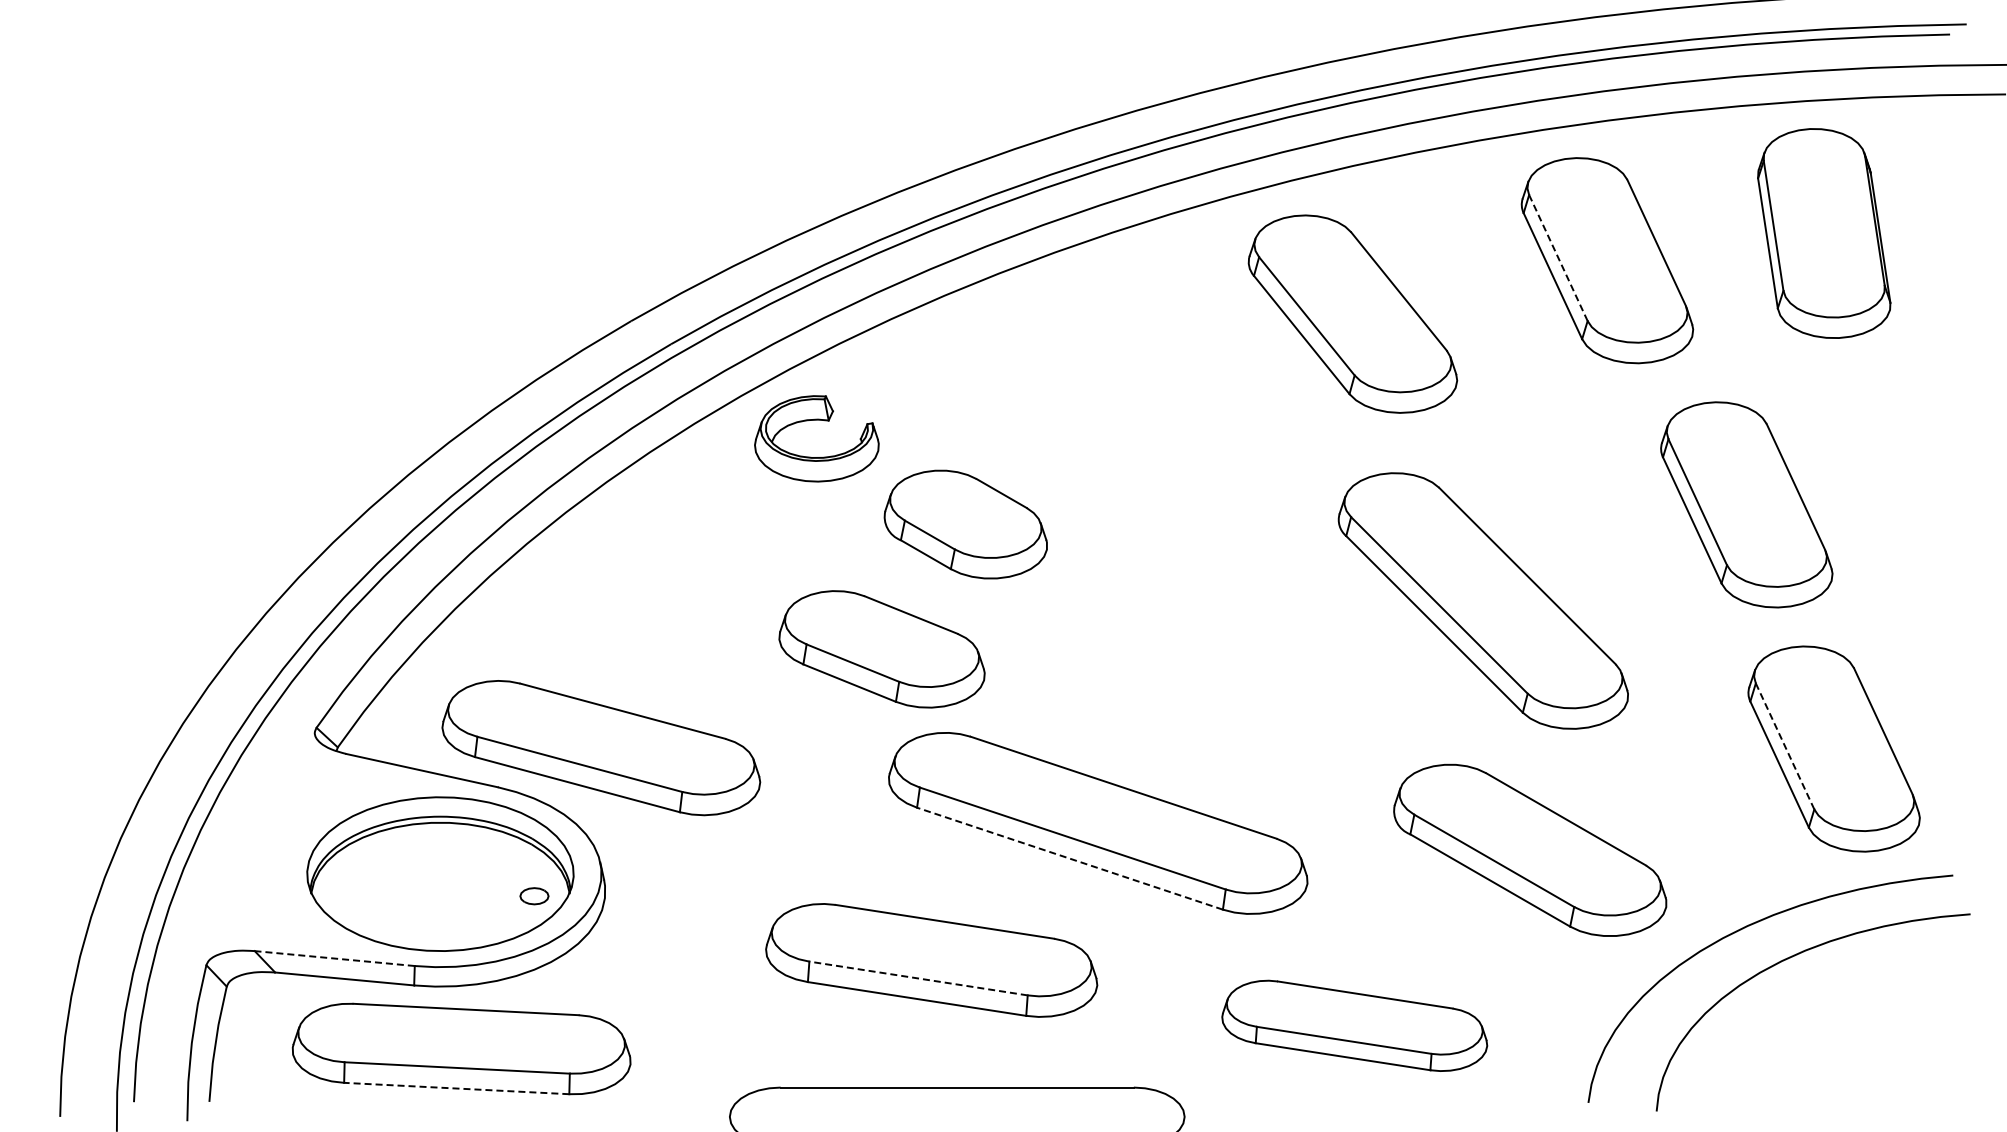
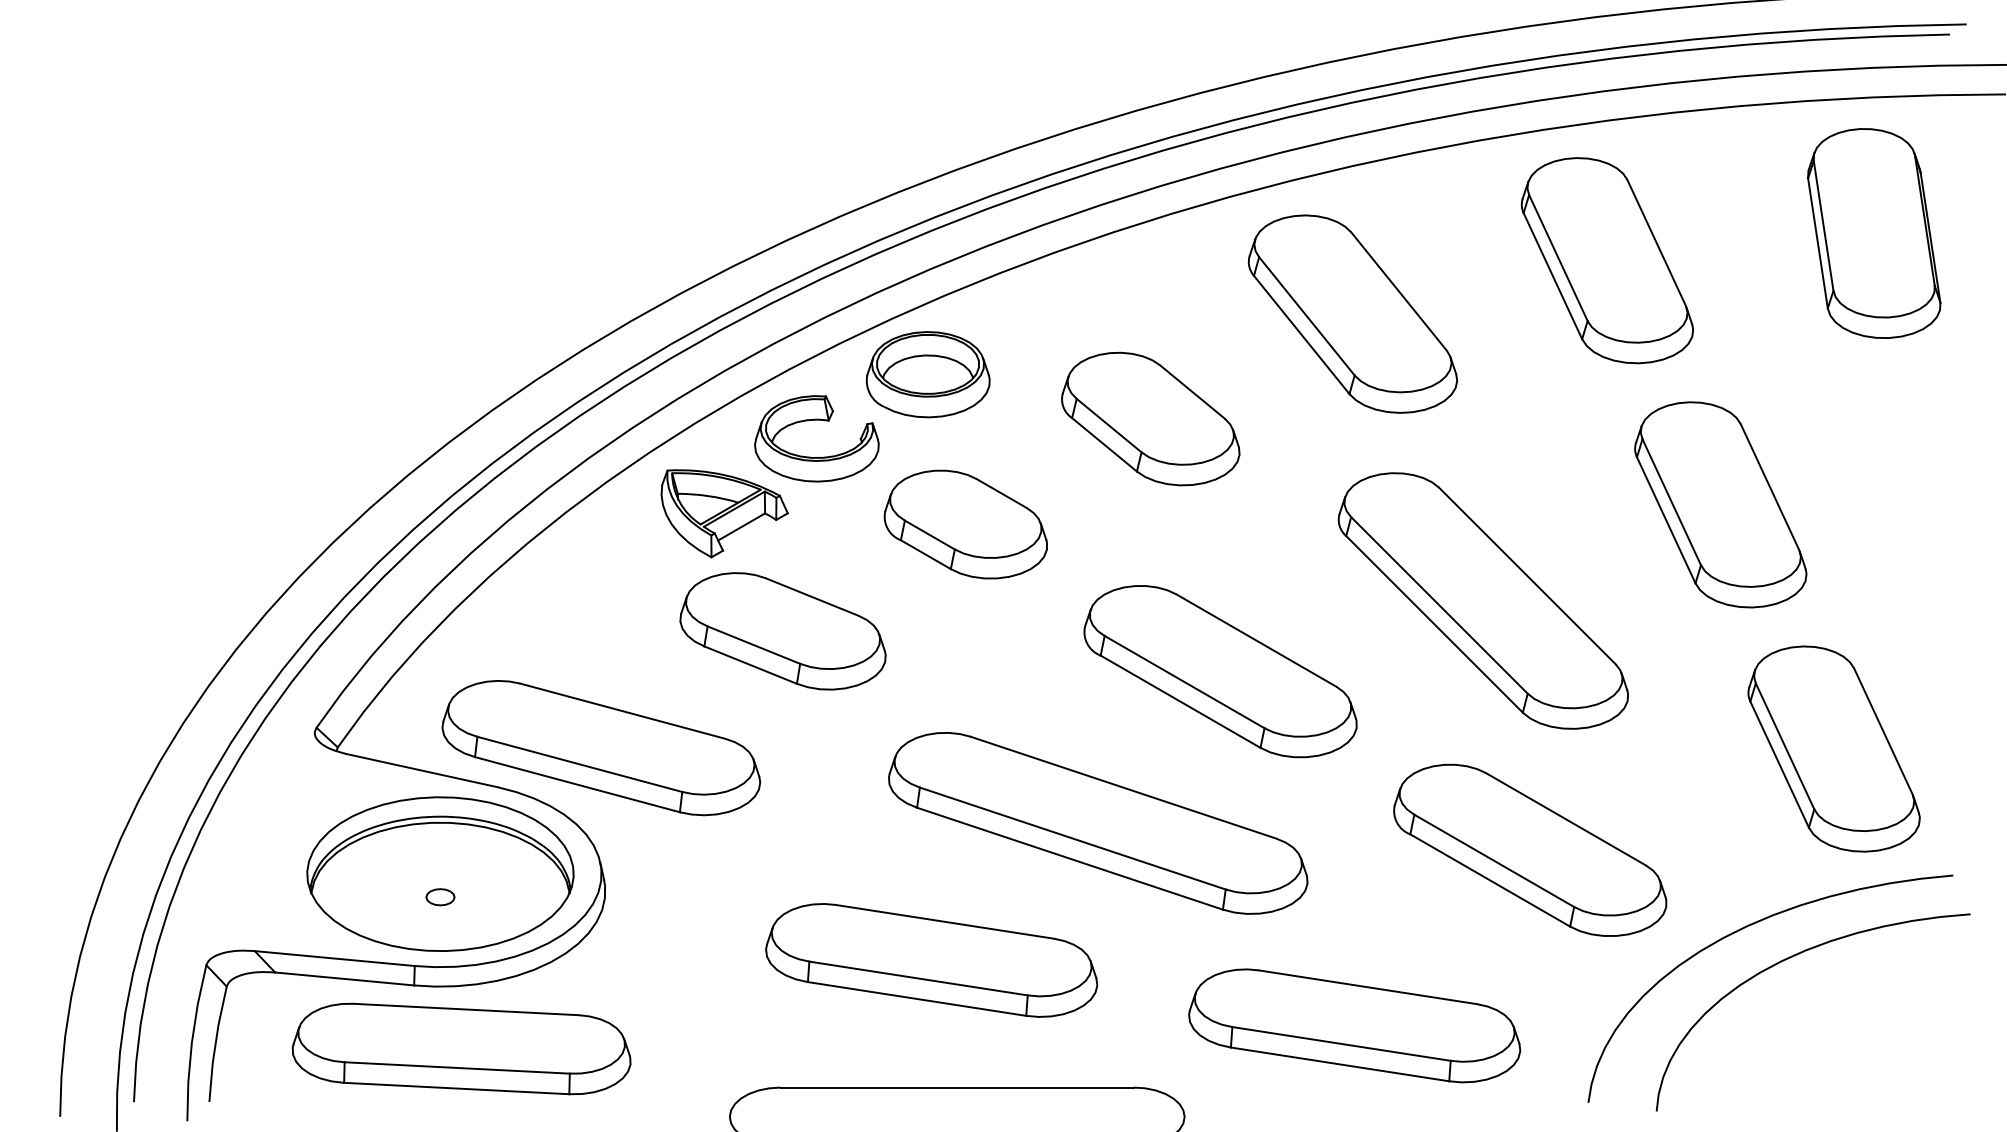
part position: (1824, 233) -> (1874, 233) (1874, 233)
line: dashed -> solid (1558, 257)
part: none -> present (927, 374)
part: none -> present (1150, 418)
part position: (1746, 504) -> (1720, 504) (1720, 504)
part: none -> present (724, 513)
part position: (881, 649) -> (782, 631) (782, 631)
part: none -> present (1220, 671)
line: dashed -> solid (1784, 745)
line: dashed -> solid (1069, 858)
part position: (534, 896) -> (440, 897) (440, 897)
line: dashed -> solid (334, 958)
line: dashed -> solid (918, 978)
part size: 268x93 px -> 334x116 px (1354, 1025)
line: dashed -> solid (456, 1088)
